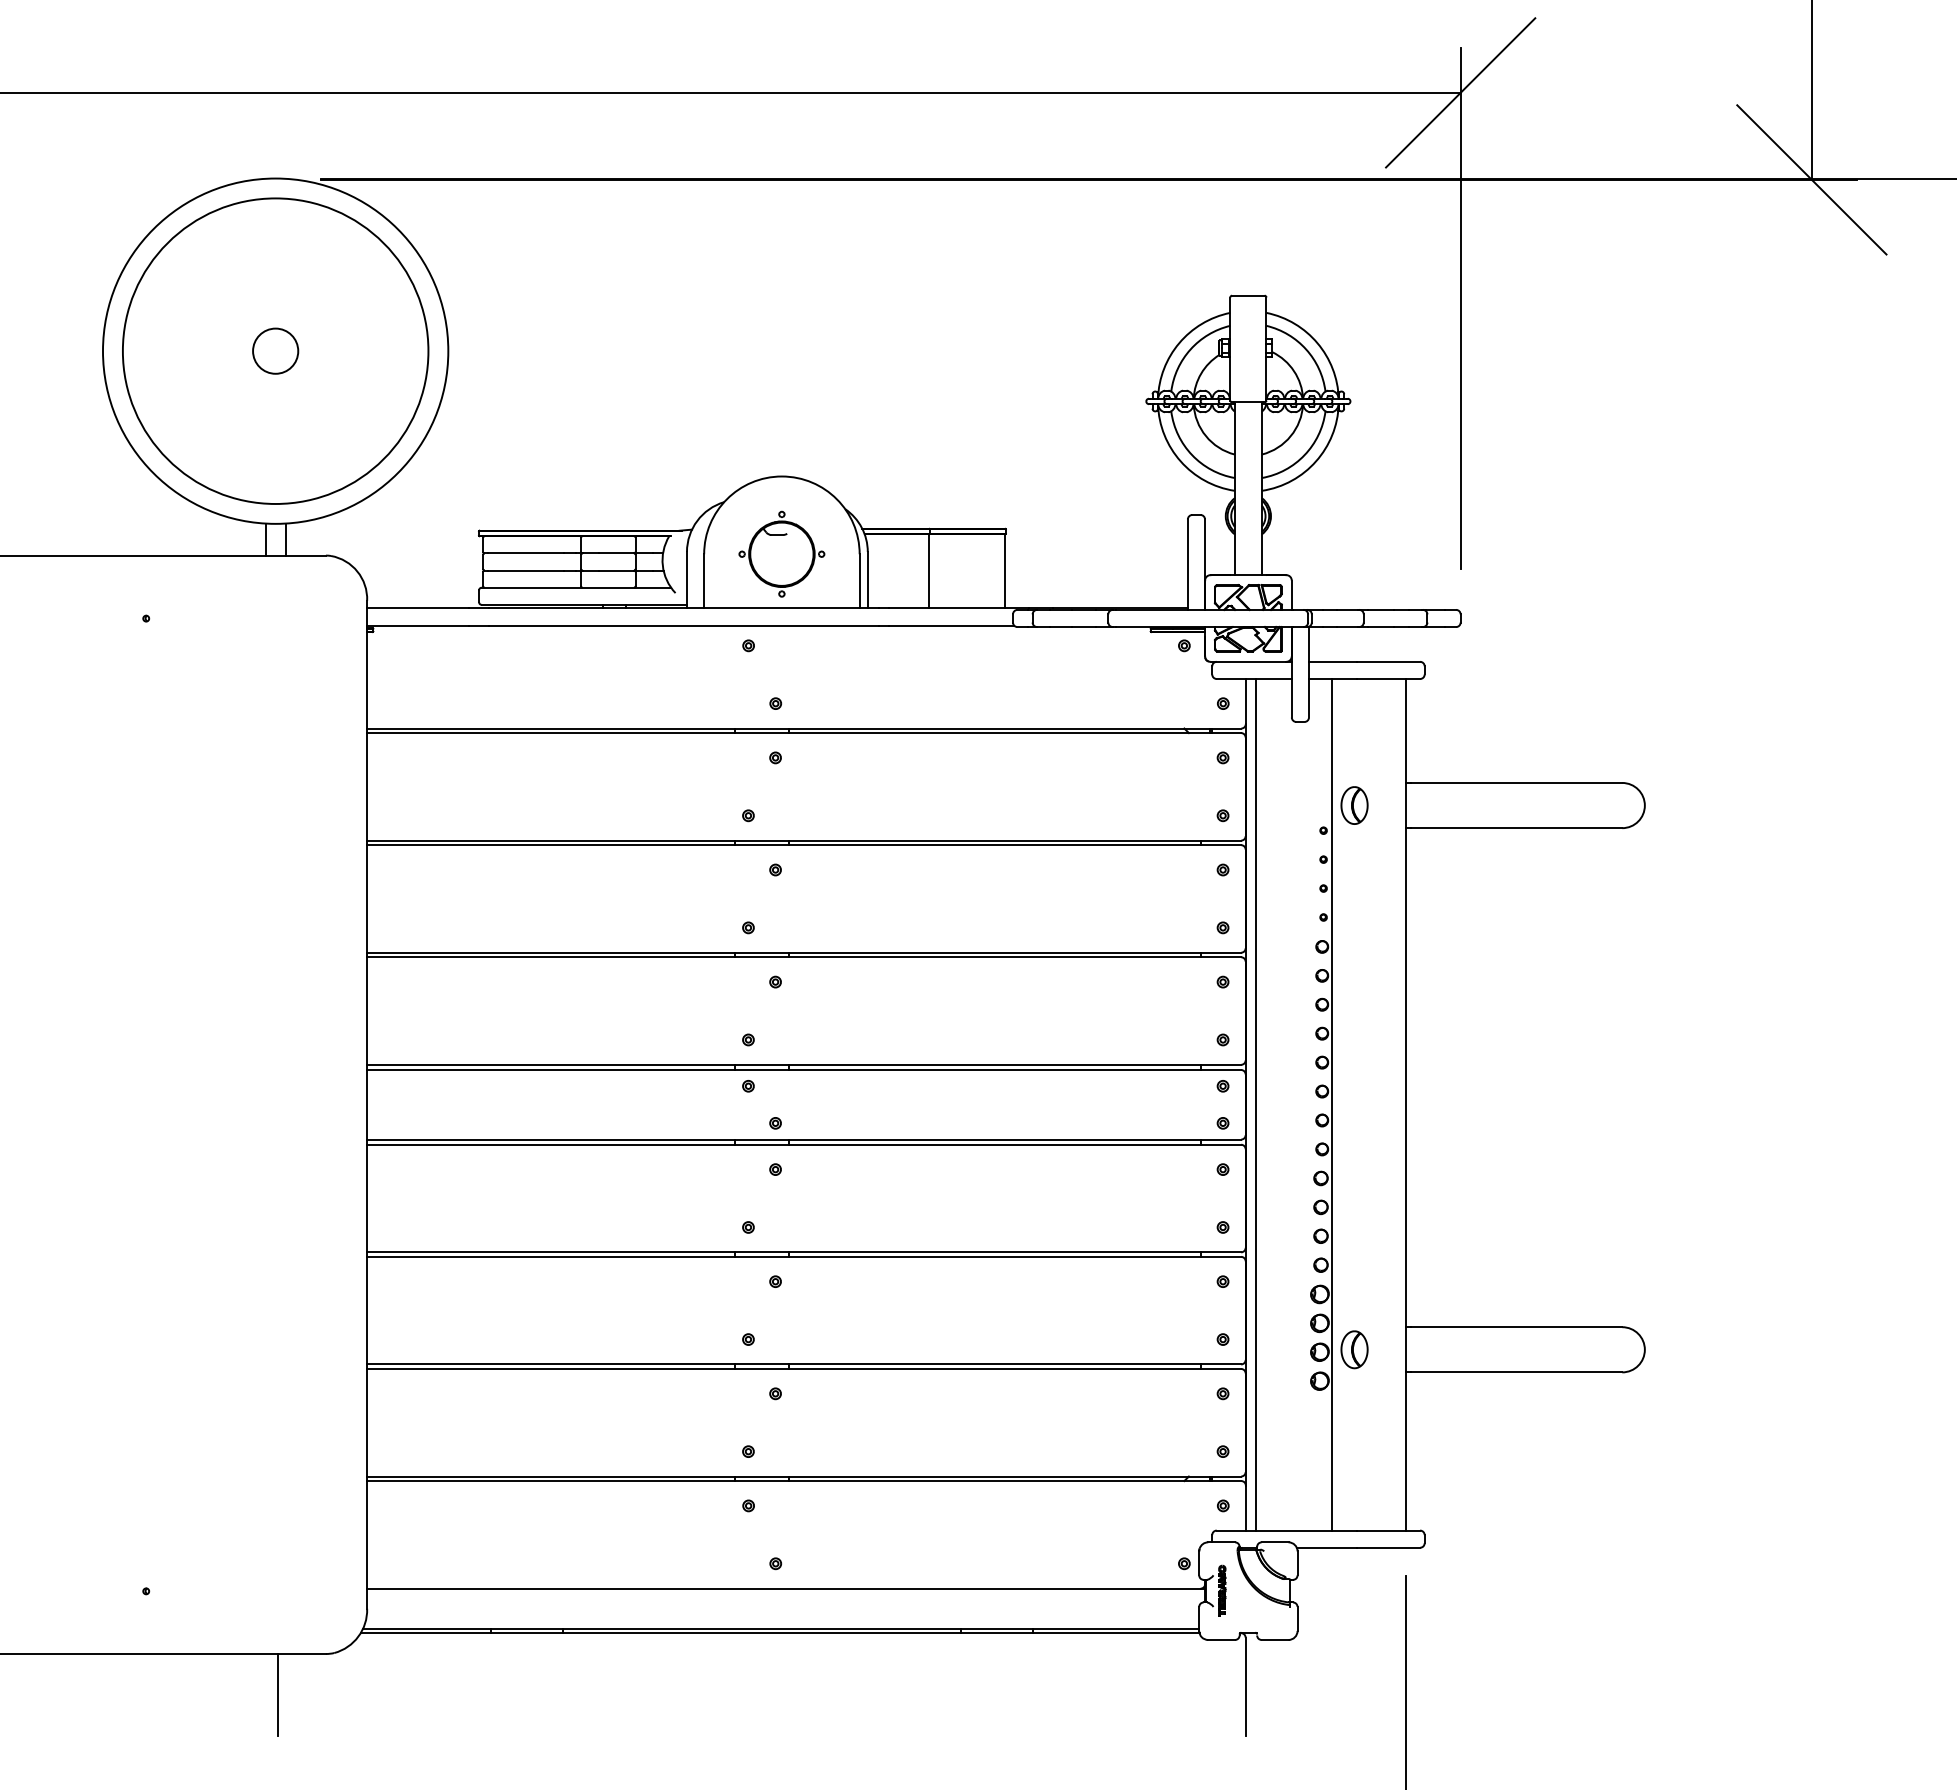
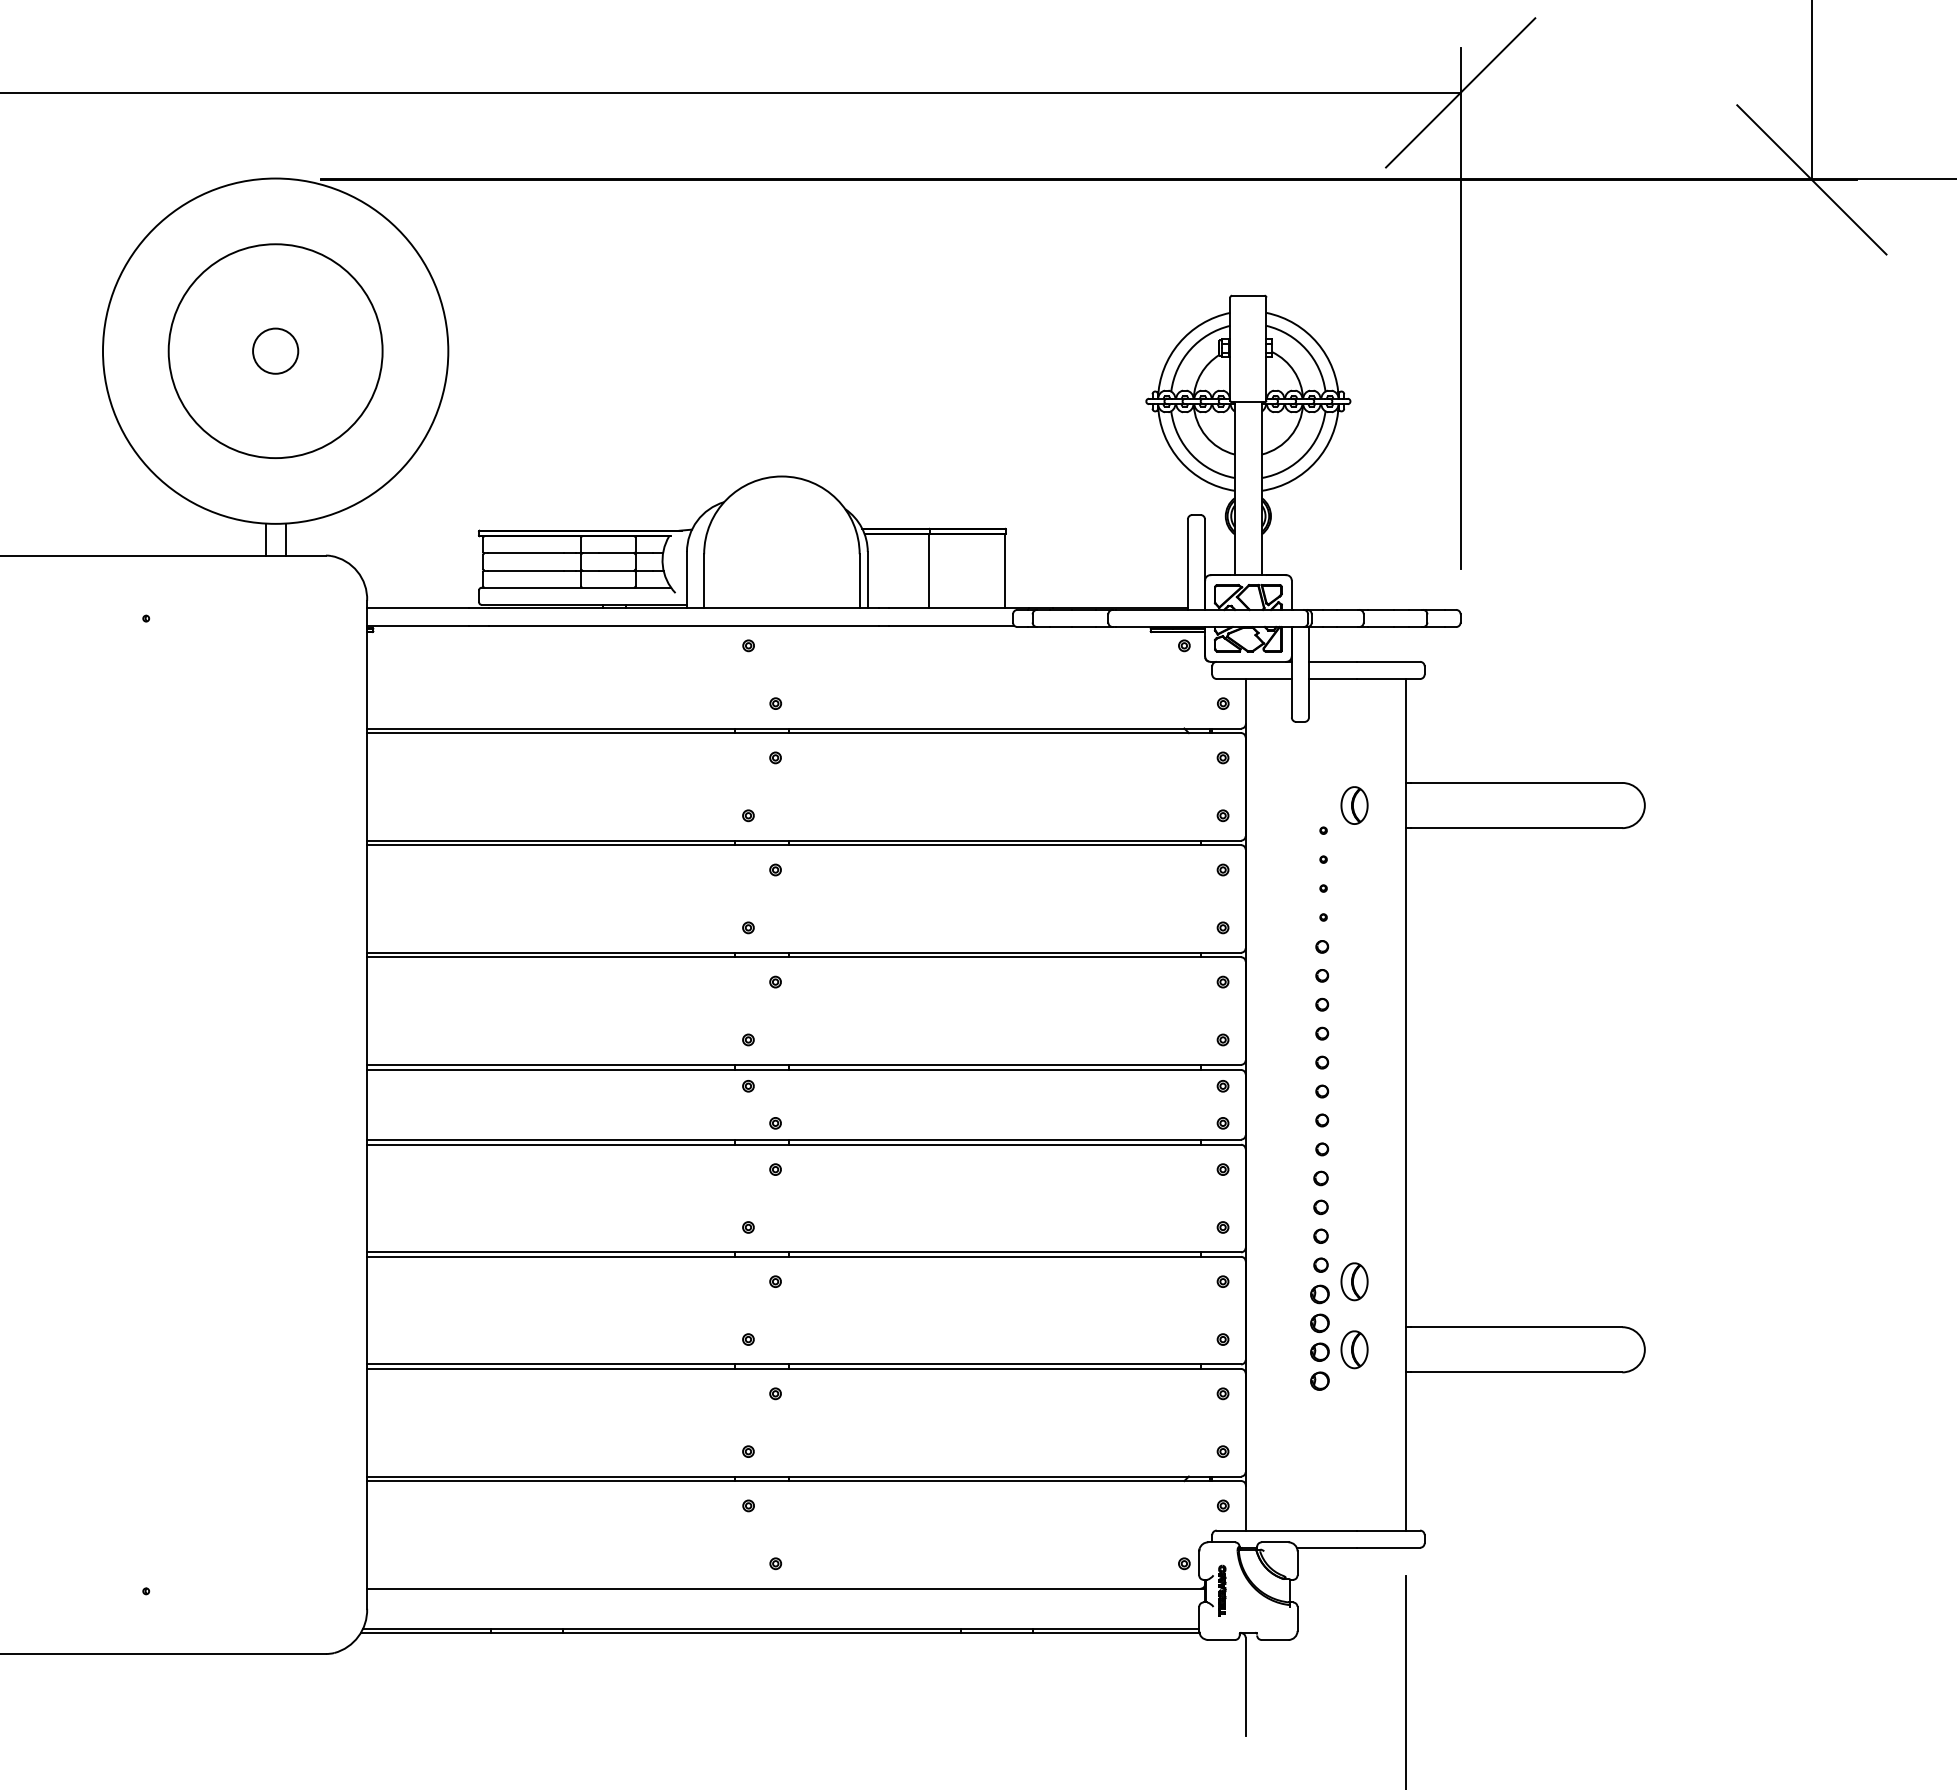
circle diameter: 306 px -> 214 px (275, 351)
part: present -> none (781, 553)
line: present -> none (1255, 1104)
line: present -> none (1332, 1104)
part: none -> present (1354, 1281)
line: present -> none (278, 1694)
